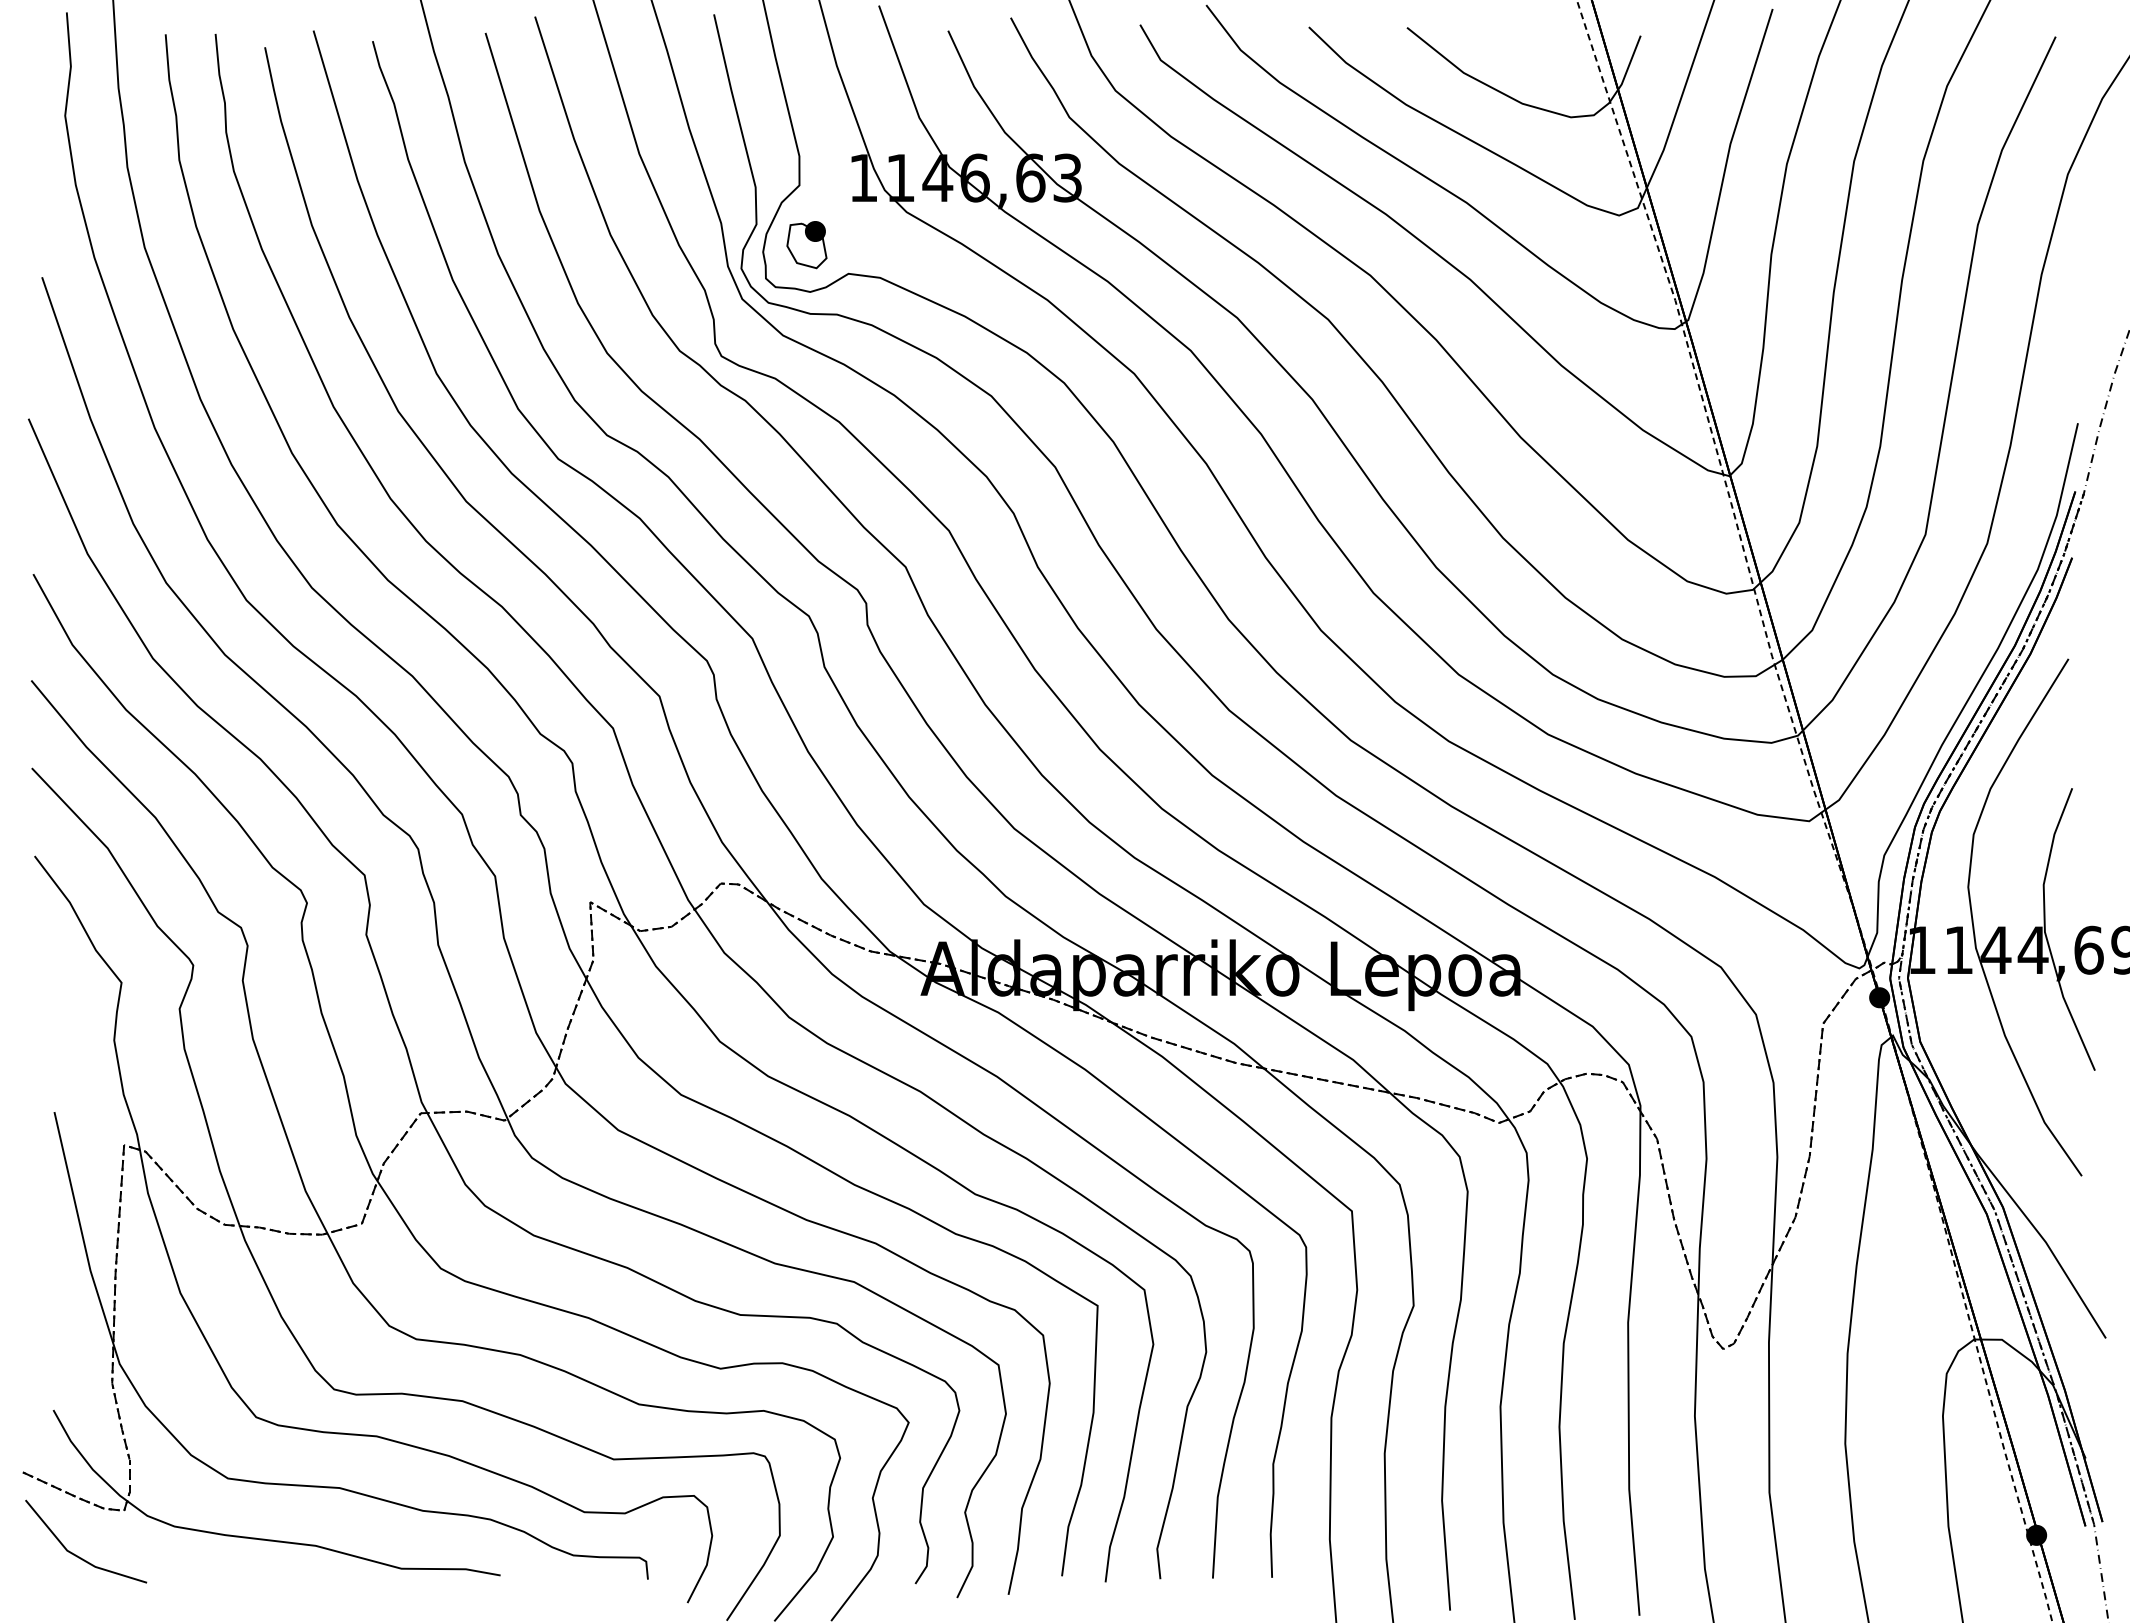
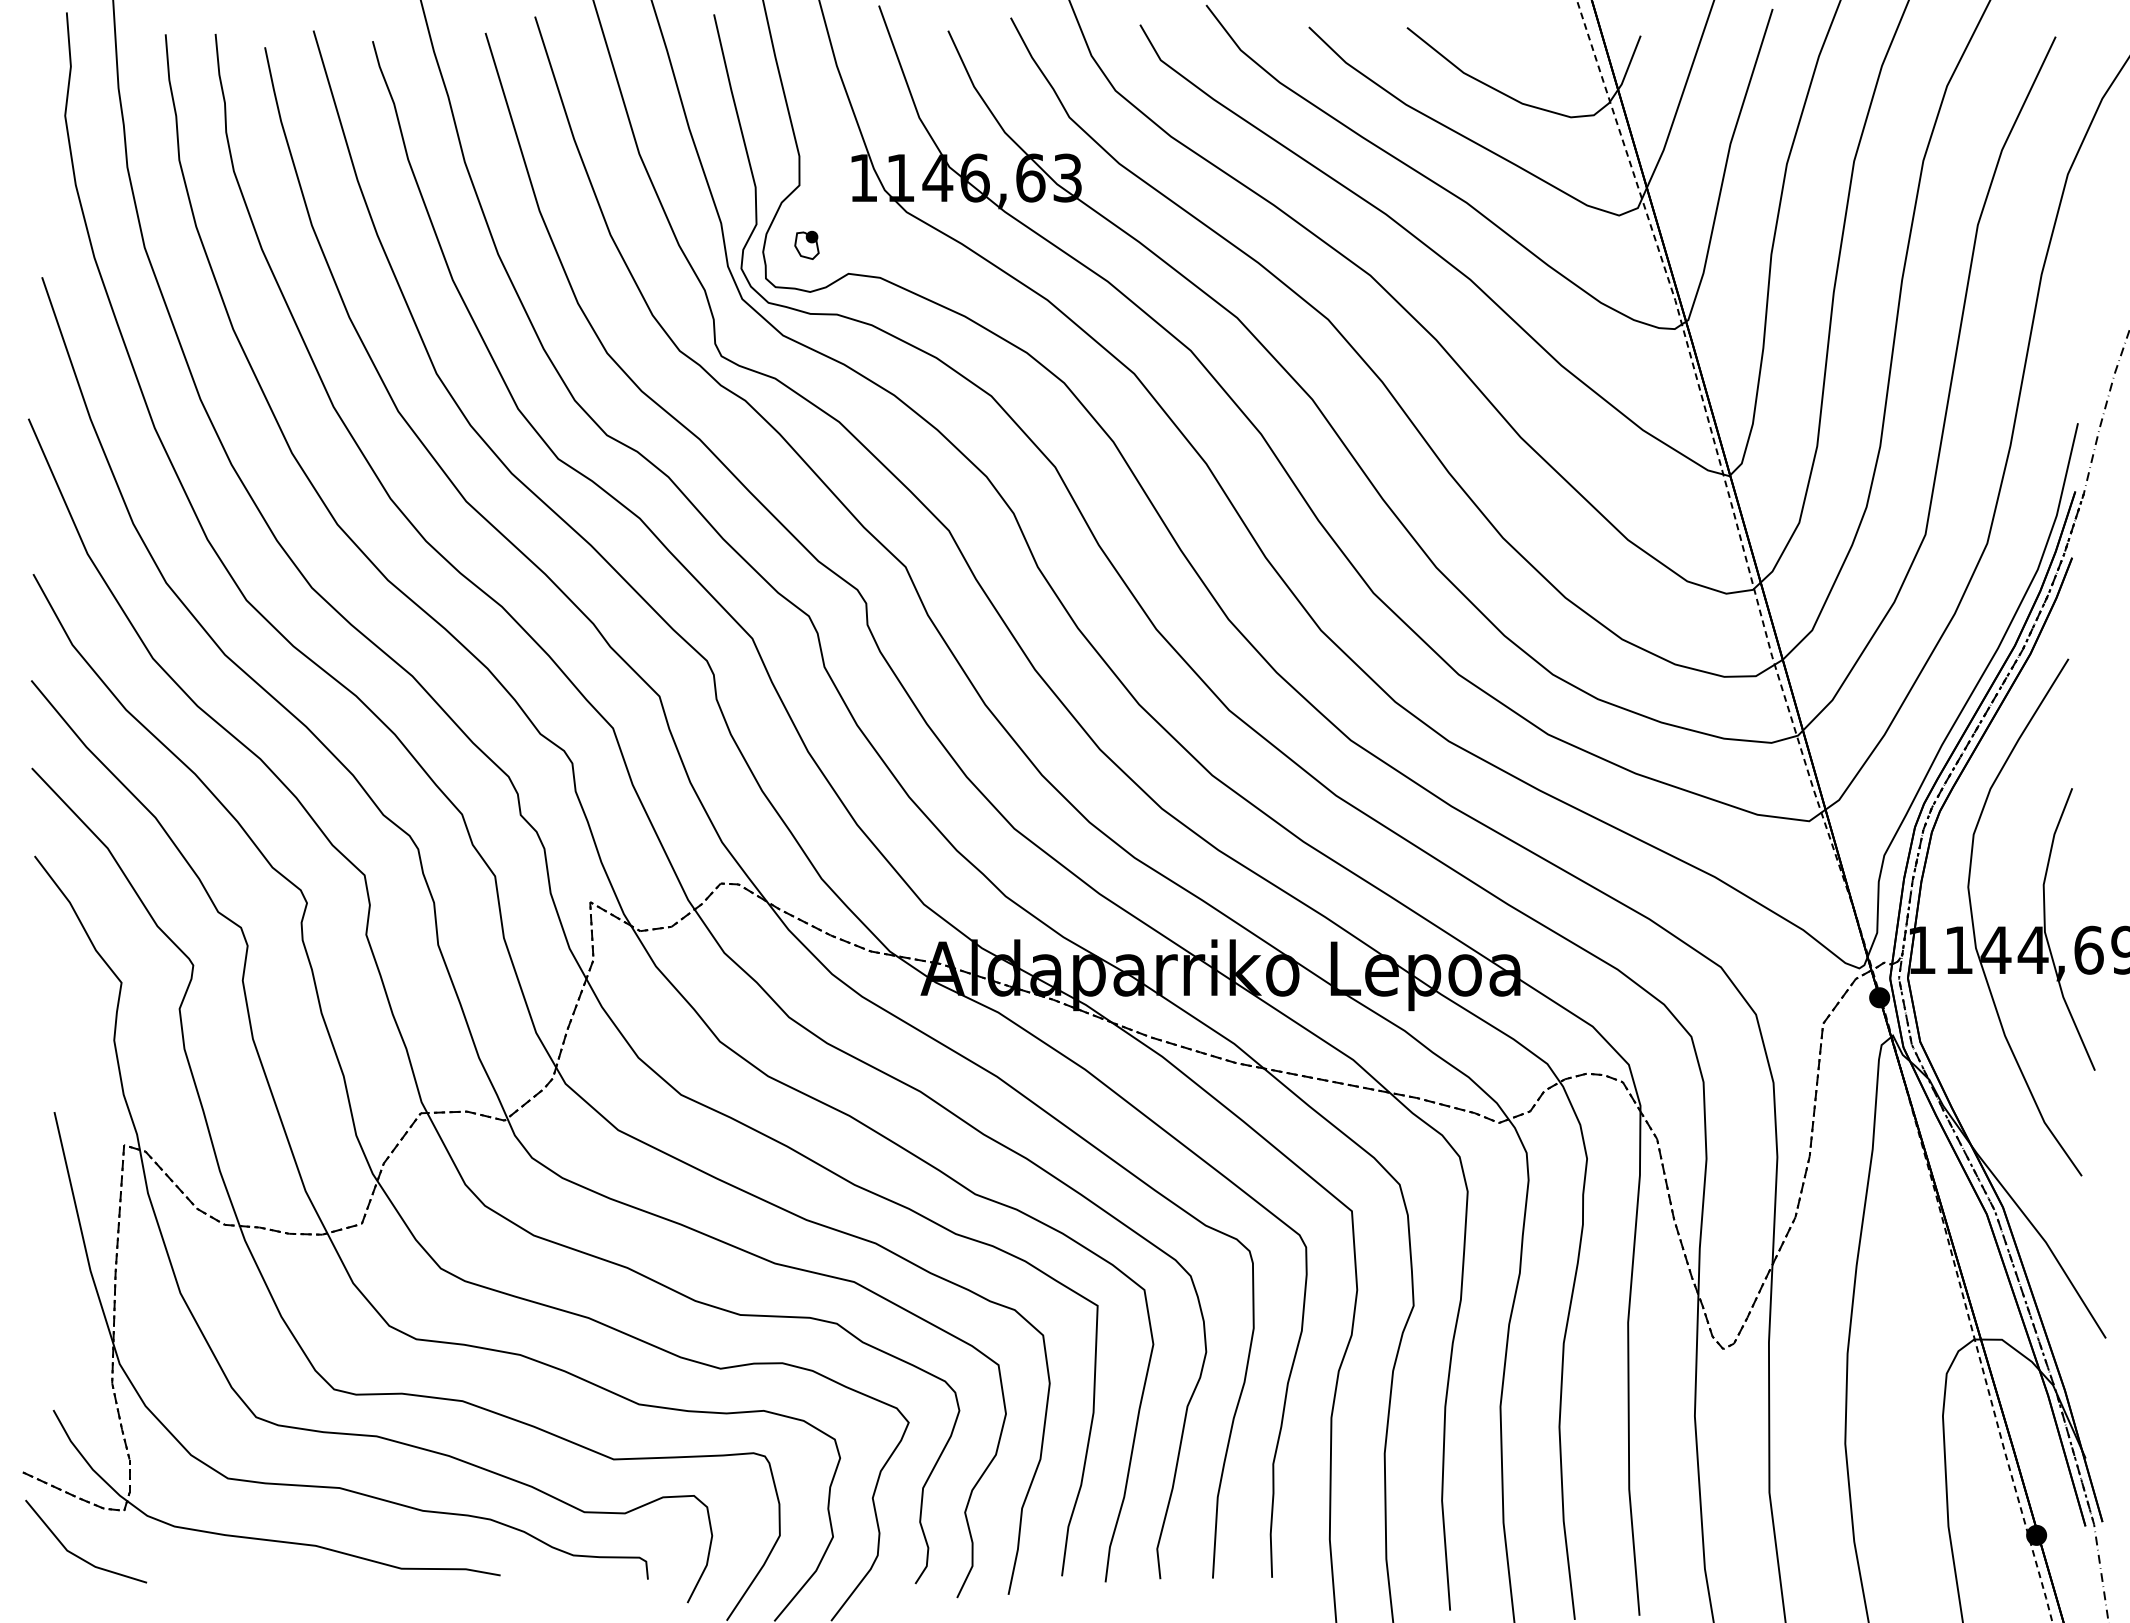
part size: 42x49 px -> 26x30 px (806, 244)
